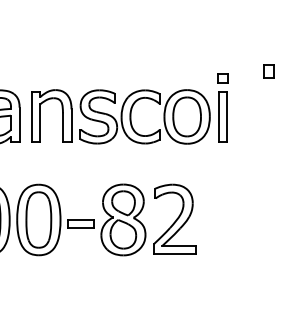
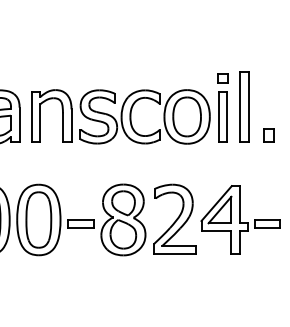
part position: (268, 71) -> (268, 135) (268, 135)
part: none -> present (244, 106)
part: none -> present (240, 219)
